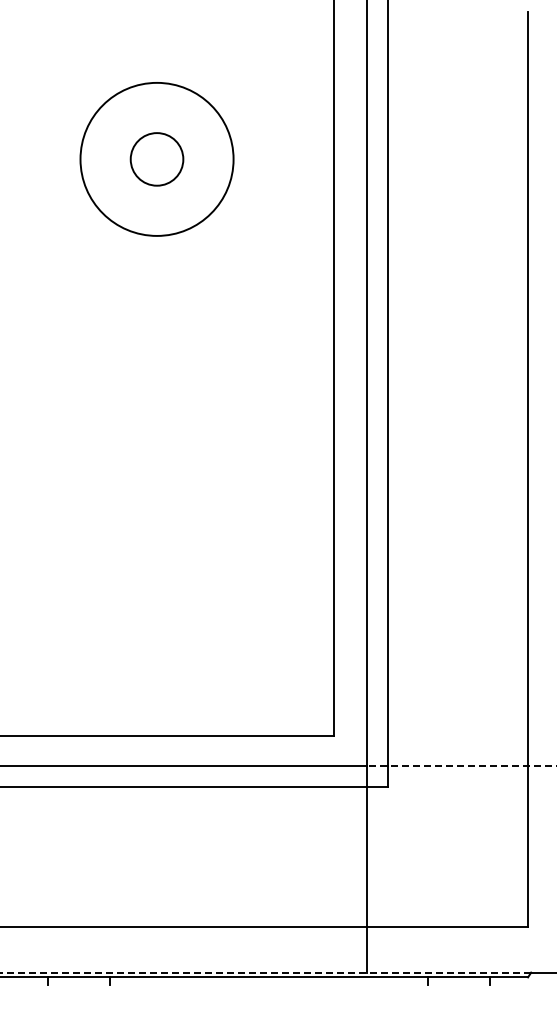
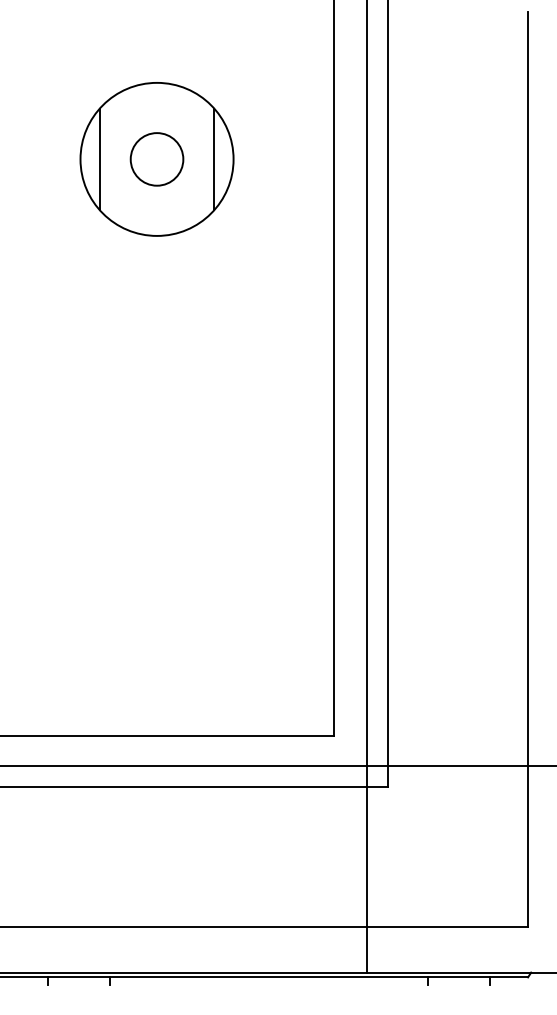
line: none -> present (99, 159)
line: none -> present (214, 159)
line: dashed -> solid (461, 765)
line: dashed -> solid (264, 972)
